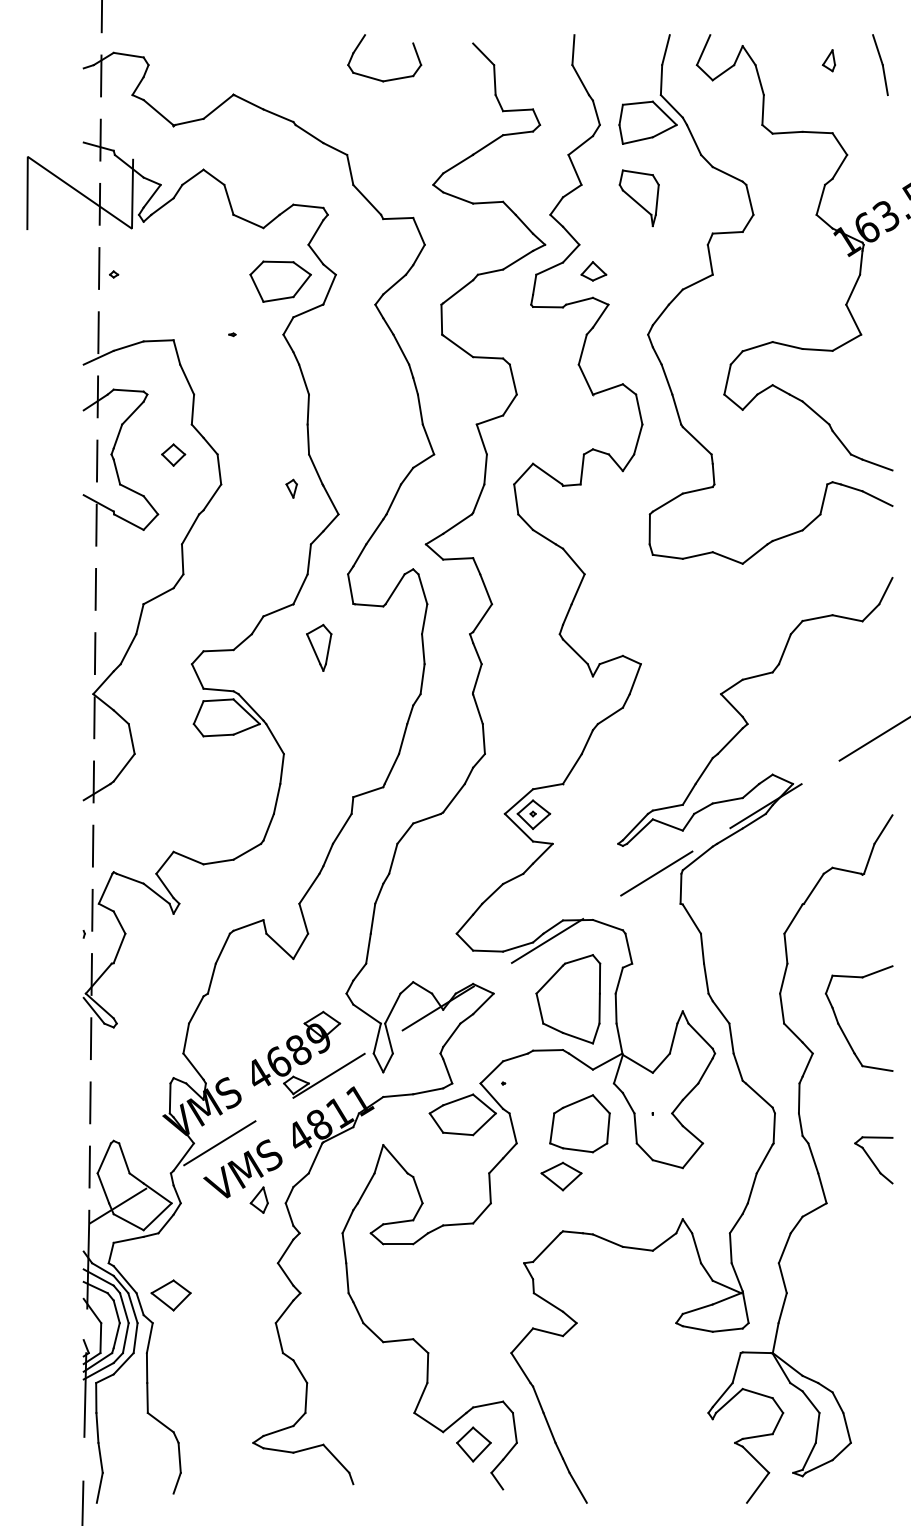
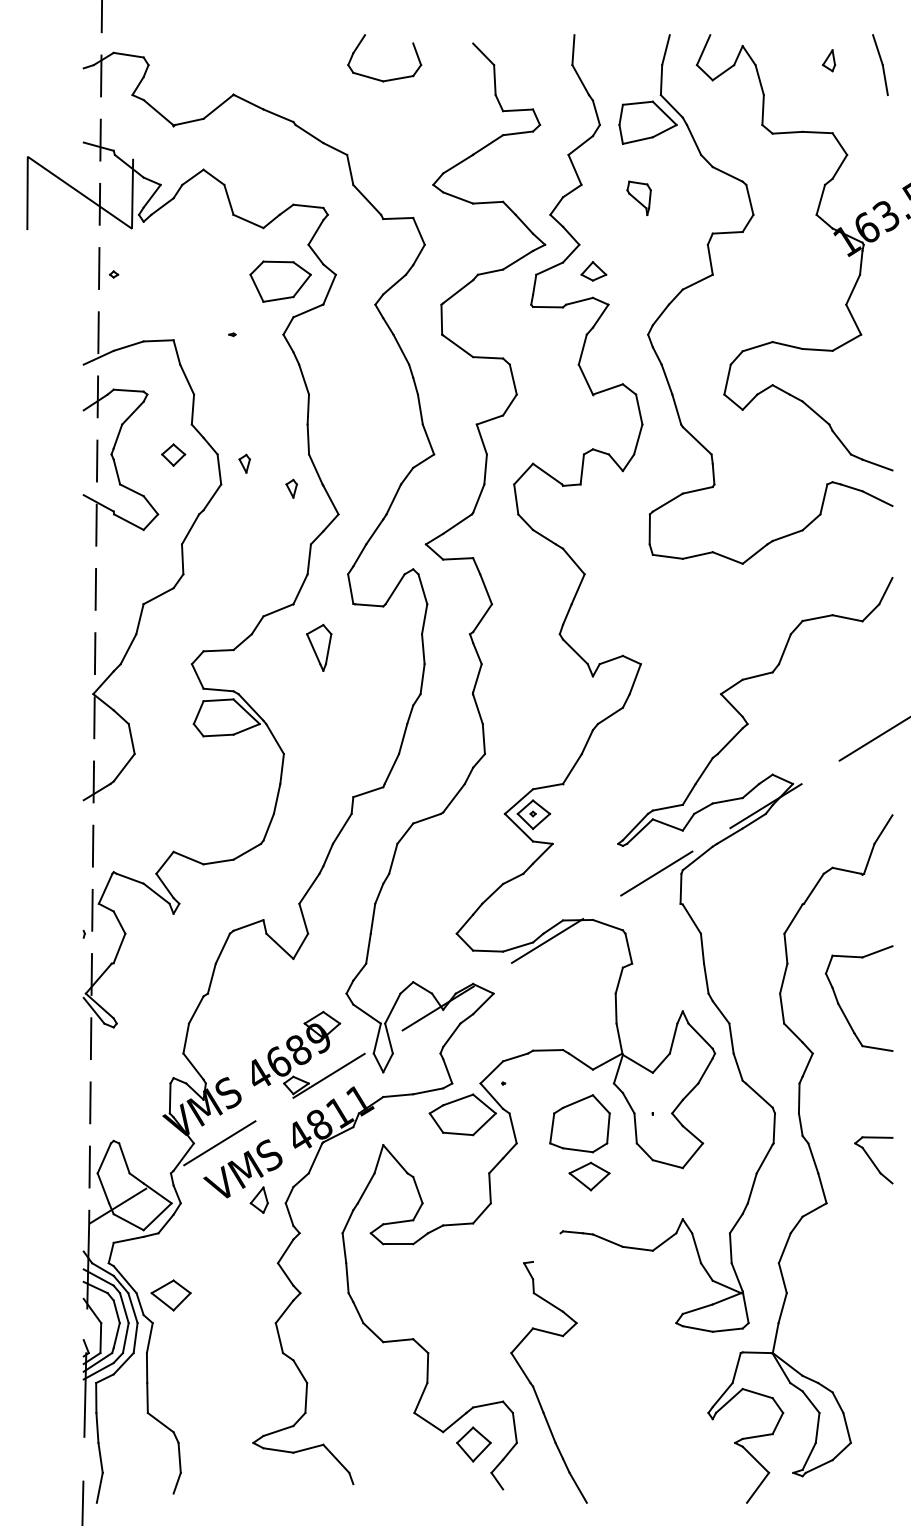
part size: 42x59 px -> 26x36 px (638, 197)
part: none -> present (244, 463)
part: present -> none (568, 999)
part position: (843, 1030) -> (843, 1010) (843, 1010)
part position: (561, 1176) -> (589, 1176) (589, 1176)
line: present -> none (546, 1247)
